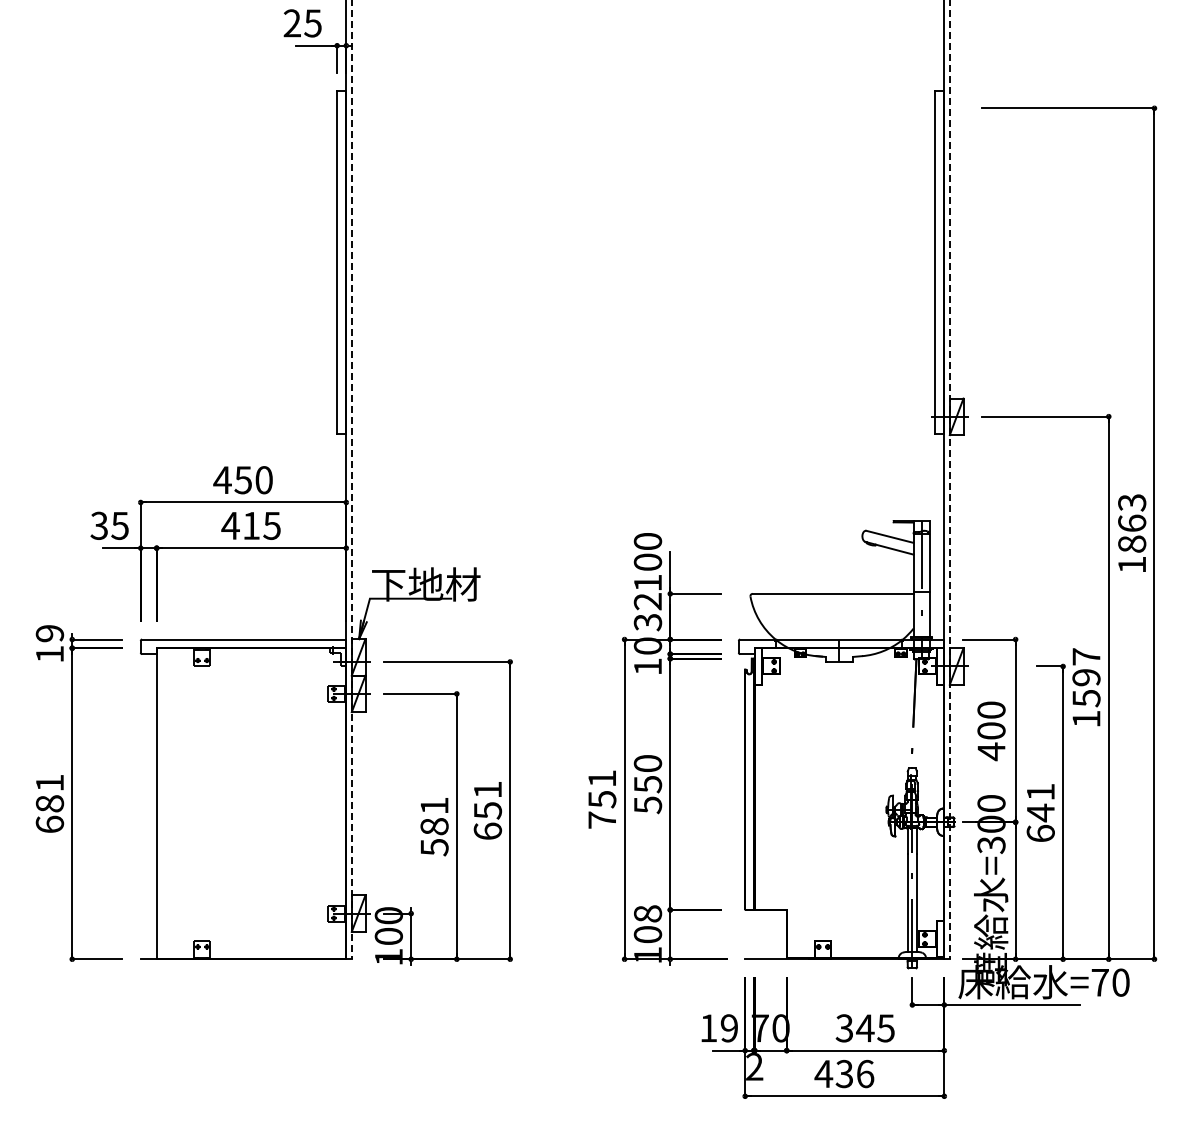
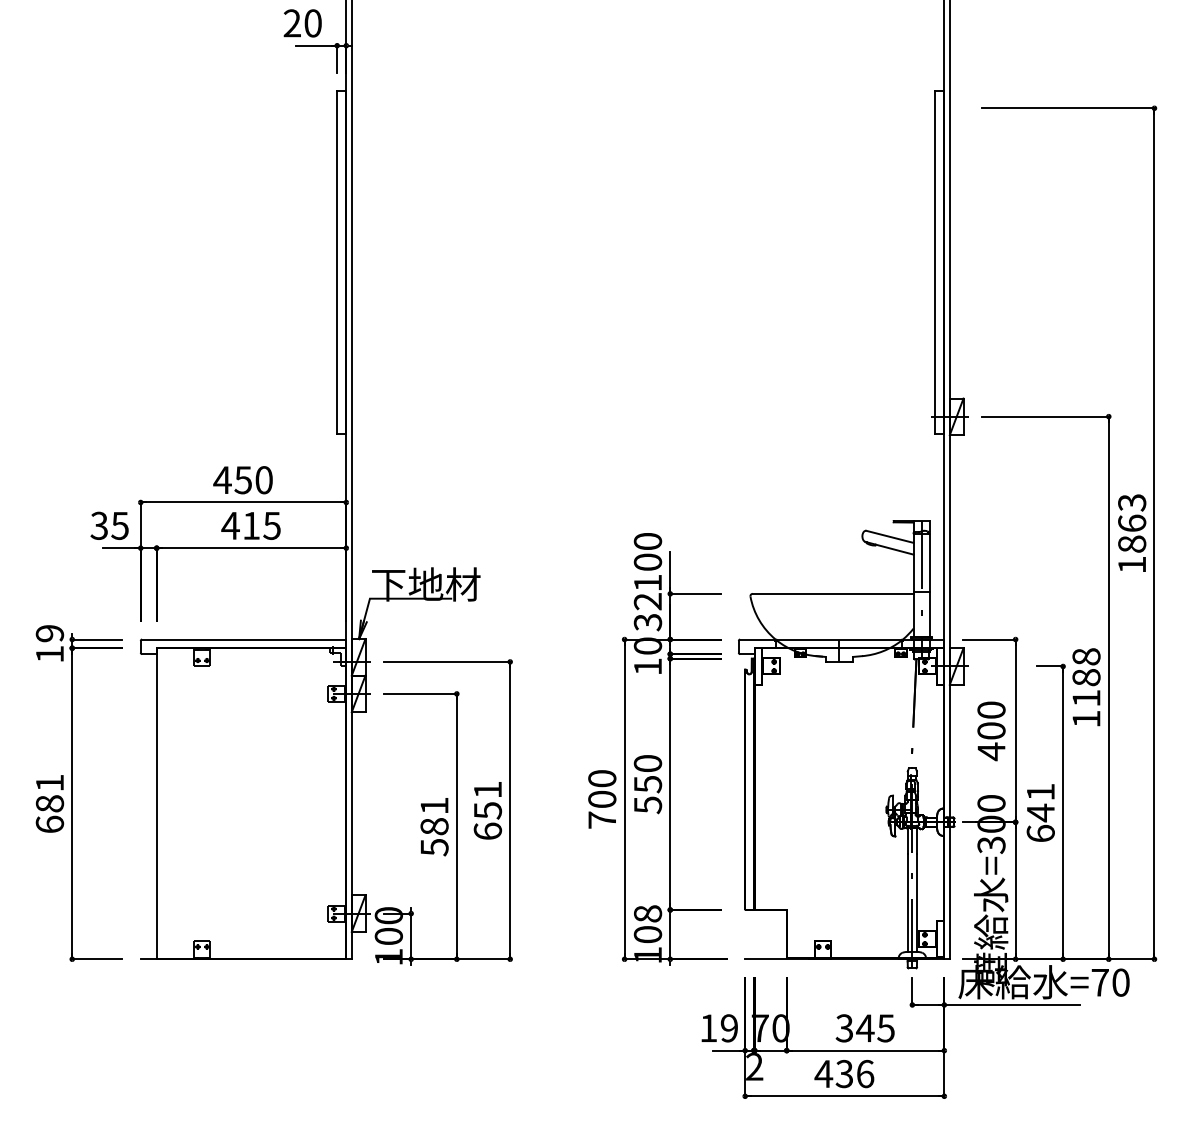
text: 25 -> 20 (312, 23)
line: dashed -> solid (351, 479)
line: dashed -> solid (949, 479)
text: 1597 -> 1188 (1086, 677)
text: 751 -> 700 (602, 789)
